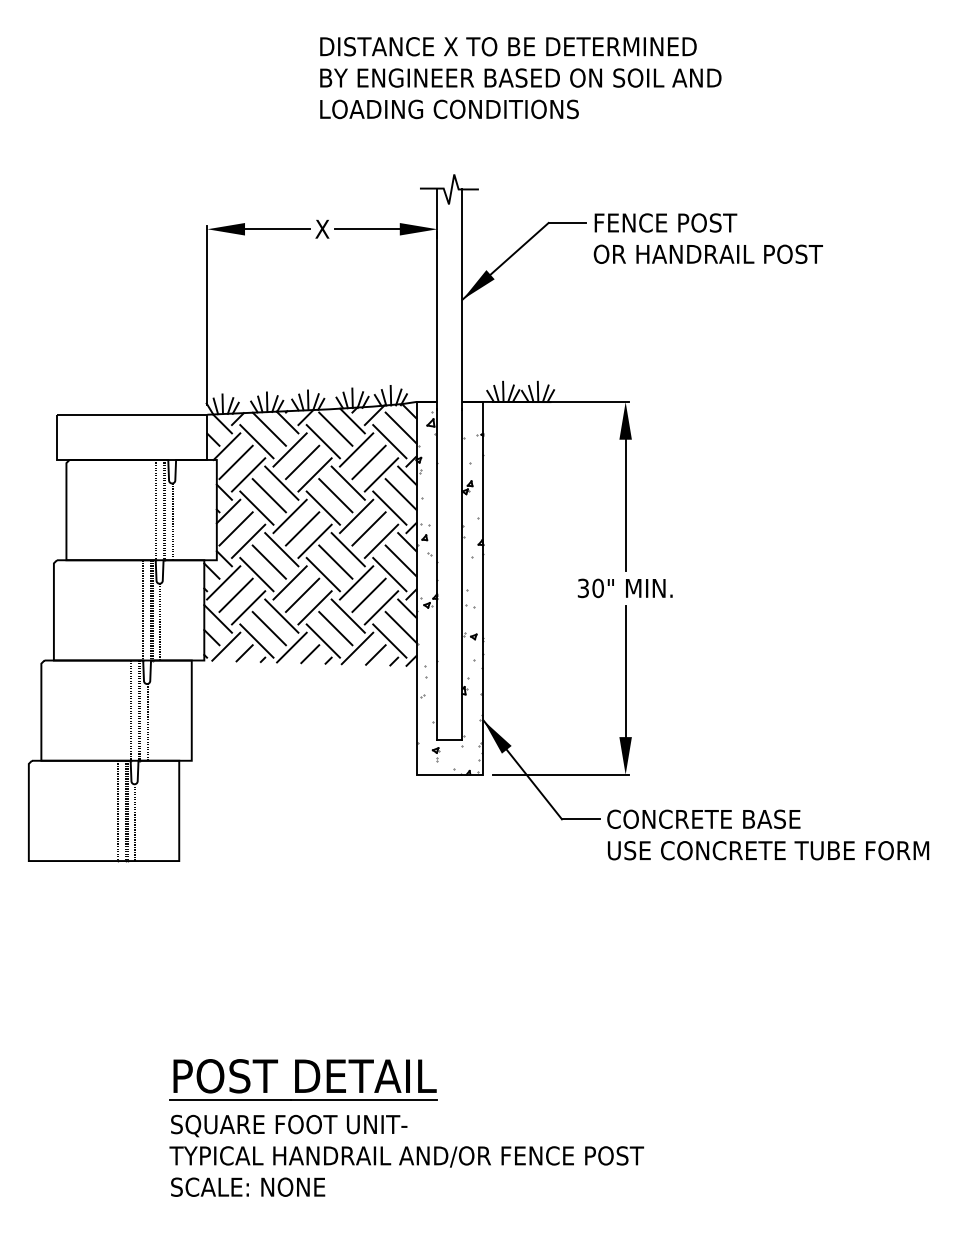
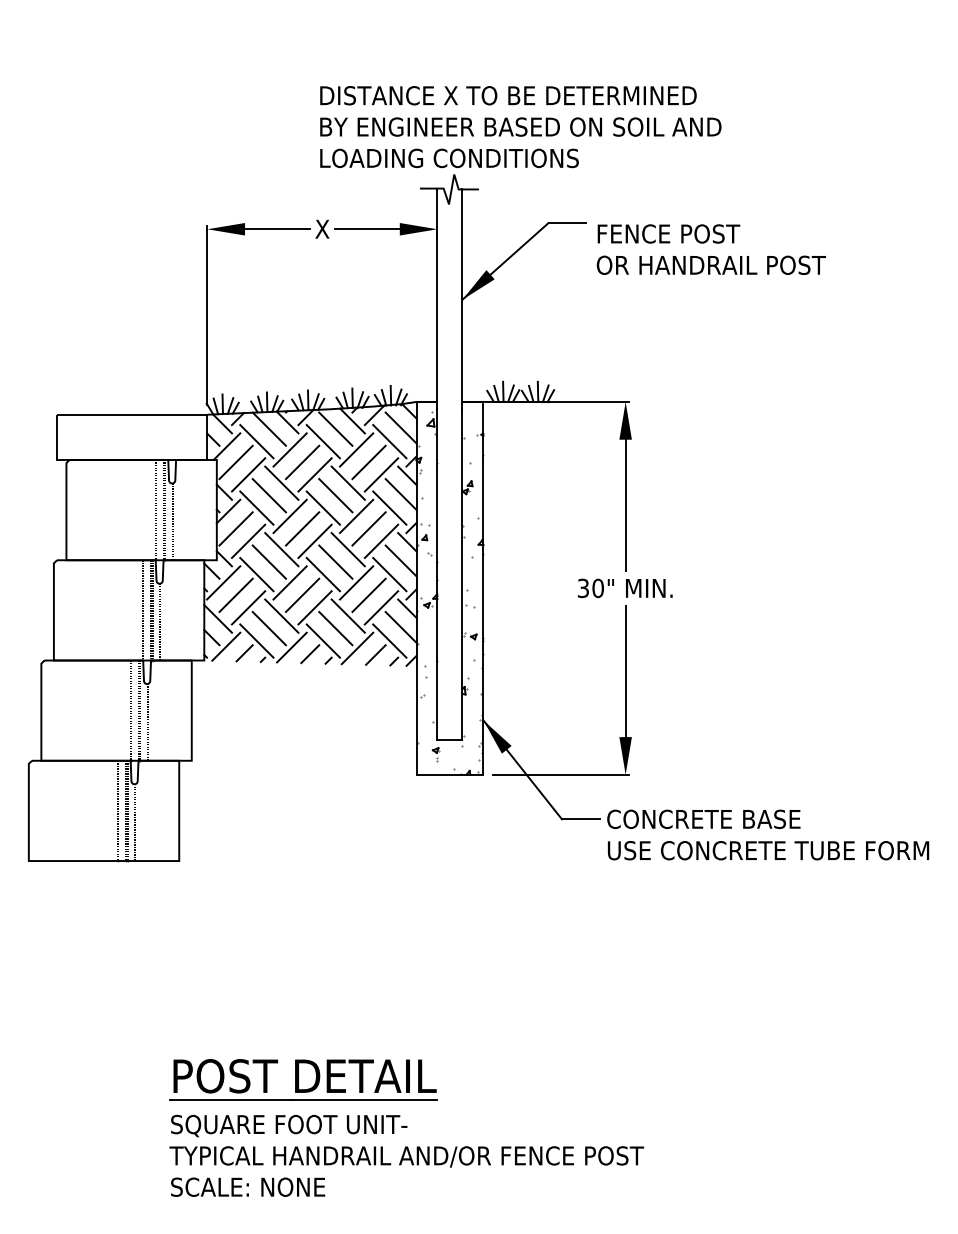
text position: (520, 78) -> (520, 127) (520, 127)
text position: (707, 238) -> (710, 249) (710, 249)
